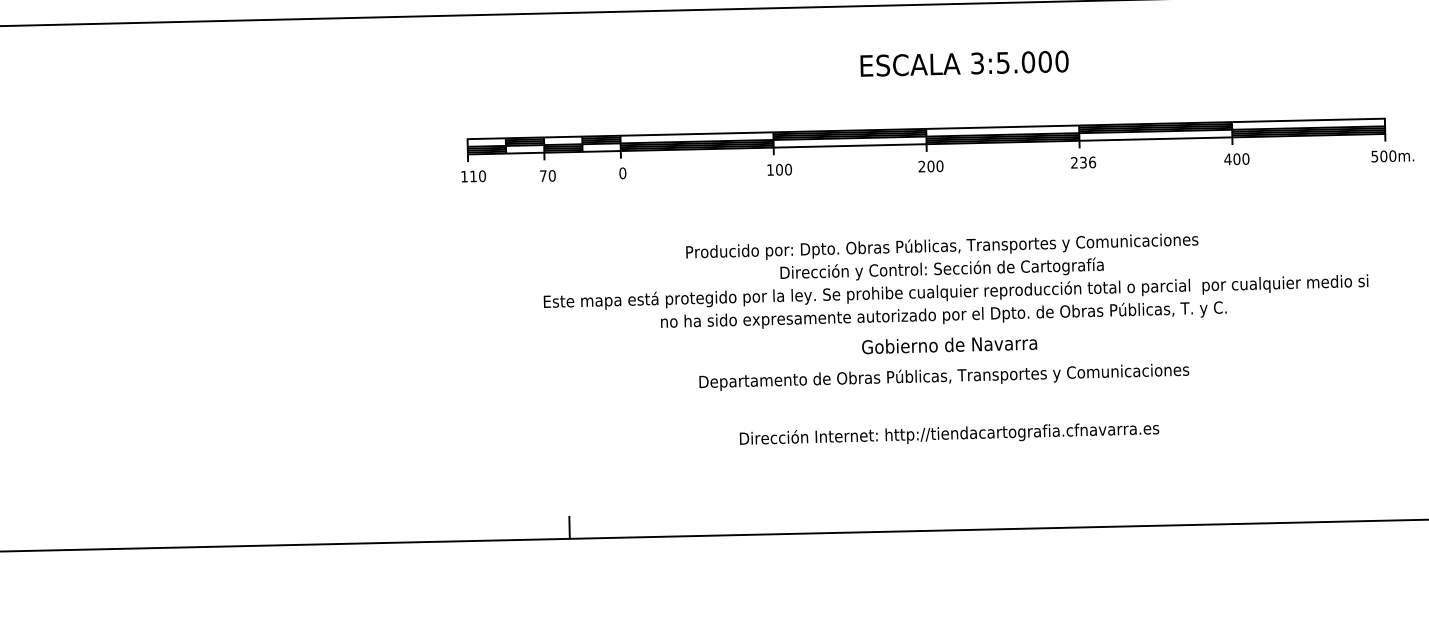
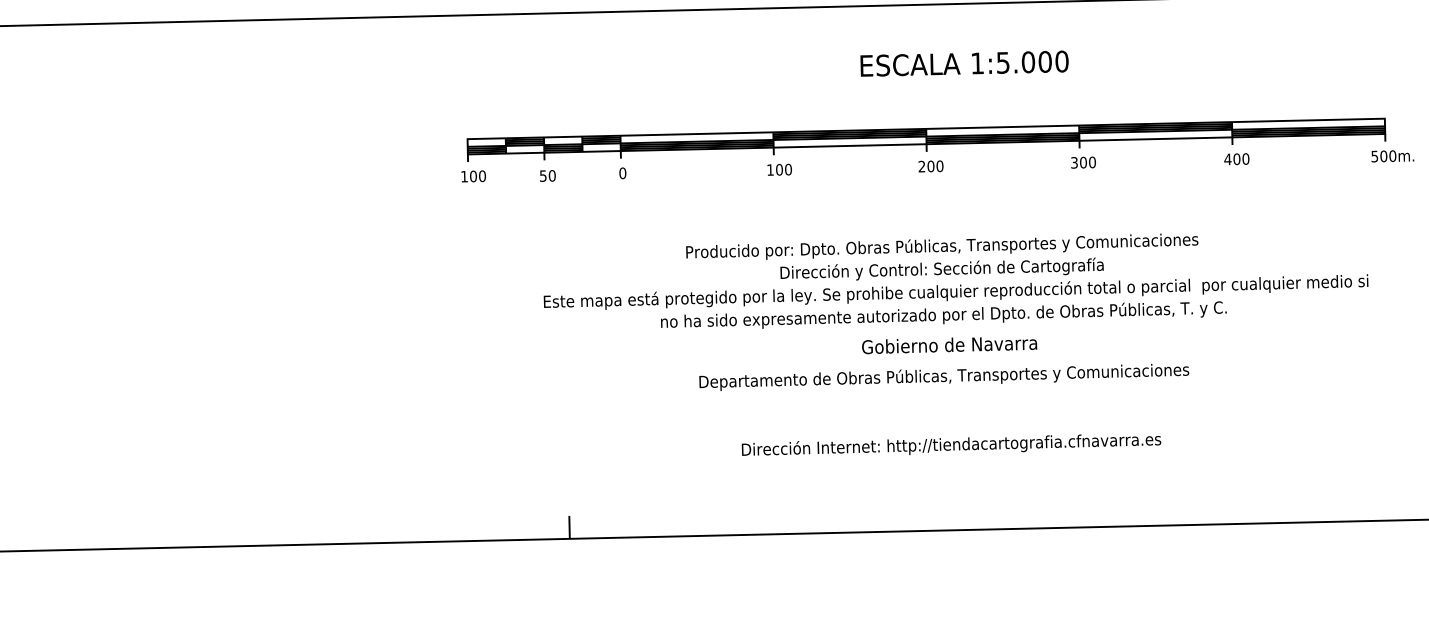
text: 3:5.000 -> 1:5.000 (977, 63)
text: 236 -> 300 (1083, 162)
text: 70 -> 50 (543, 175)
text: 110 -> 100 (473, 176)
text position: (949, 433) -> (951, 444) (951, 444)
